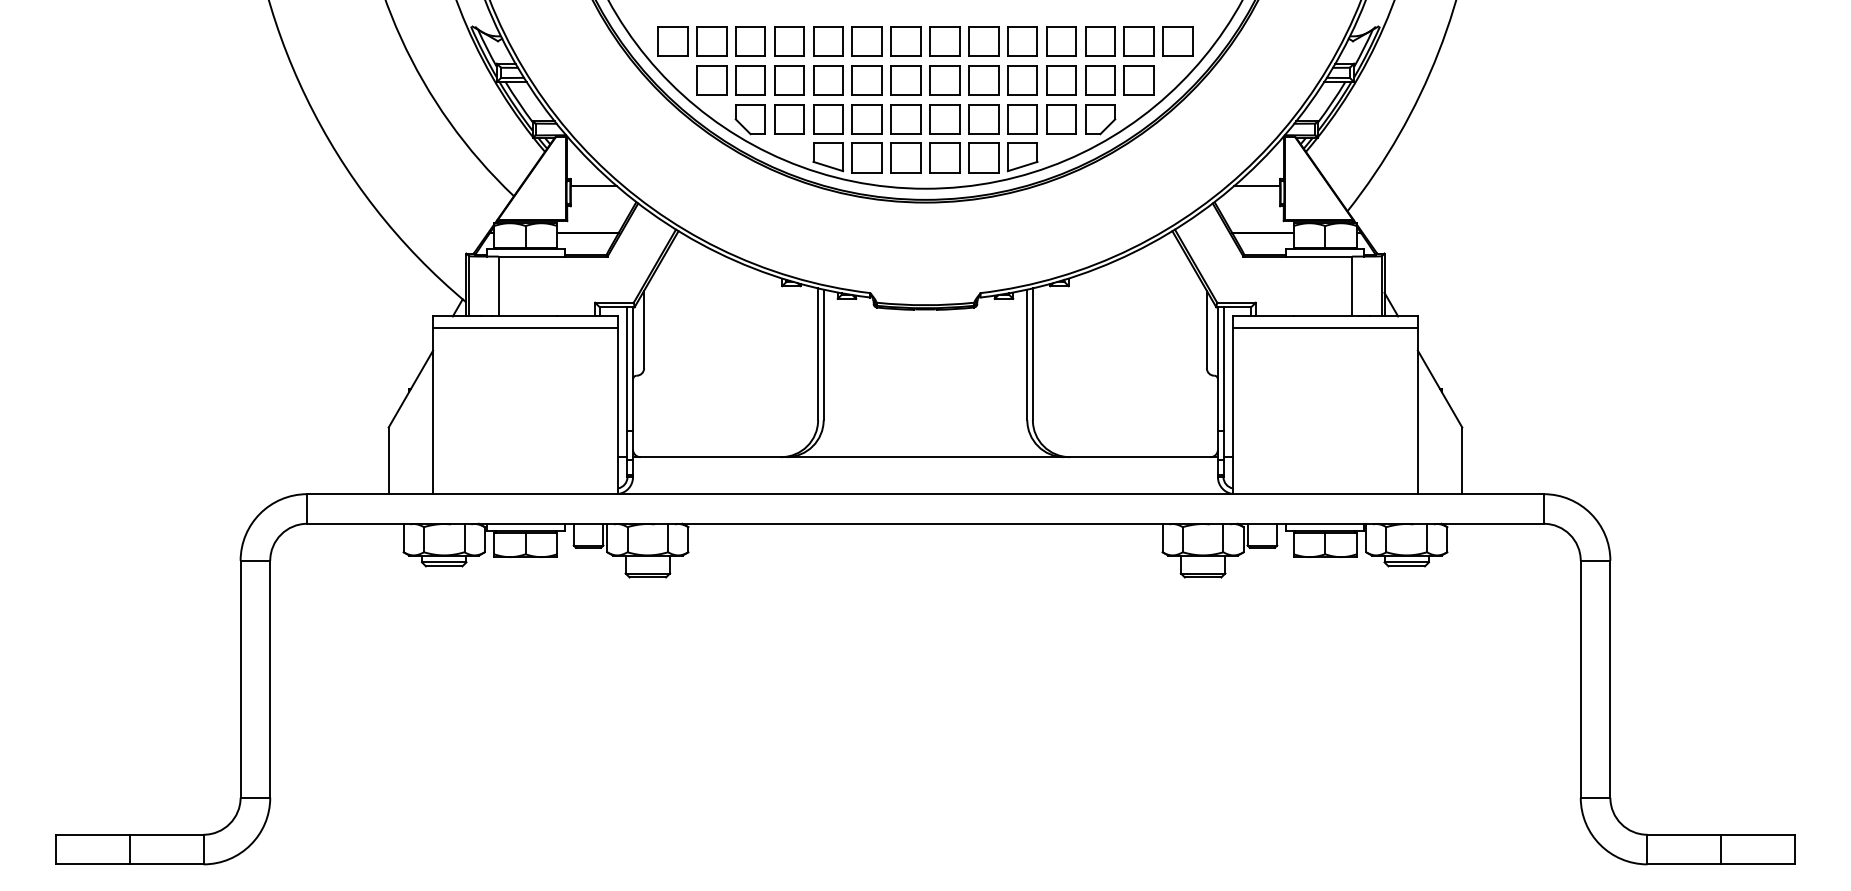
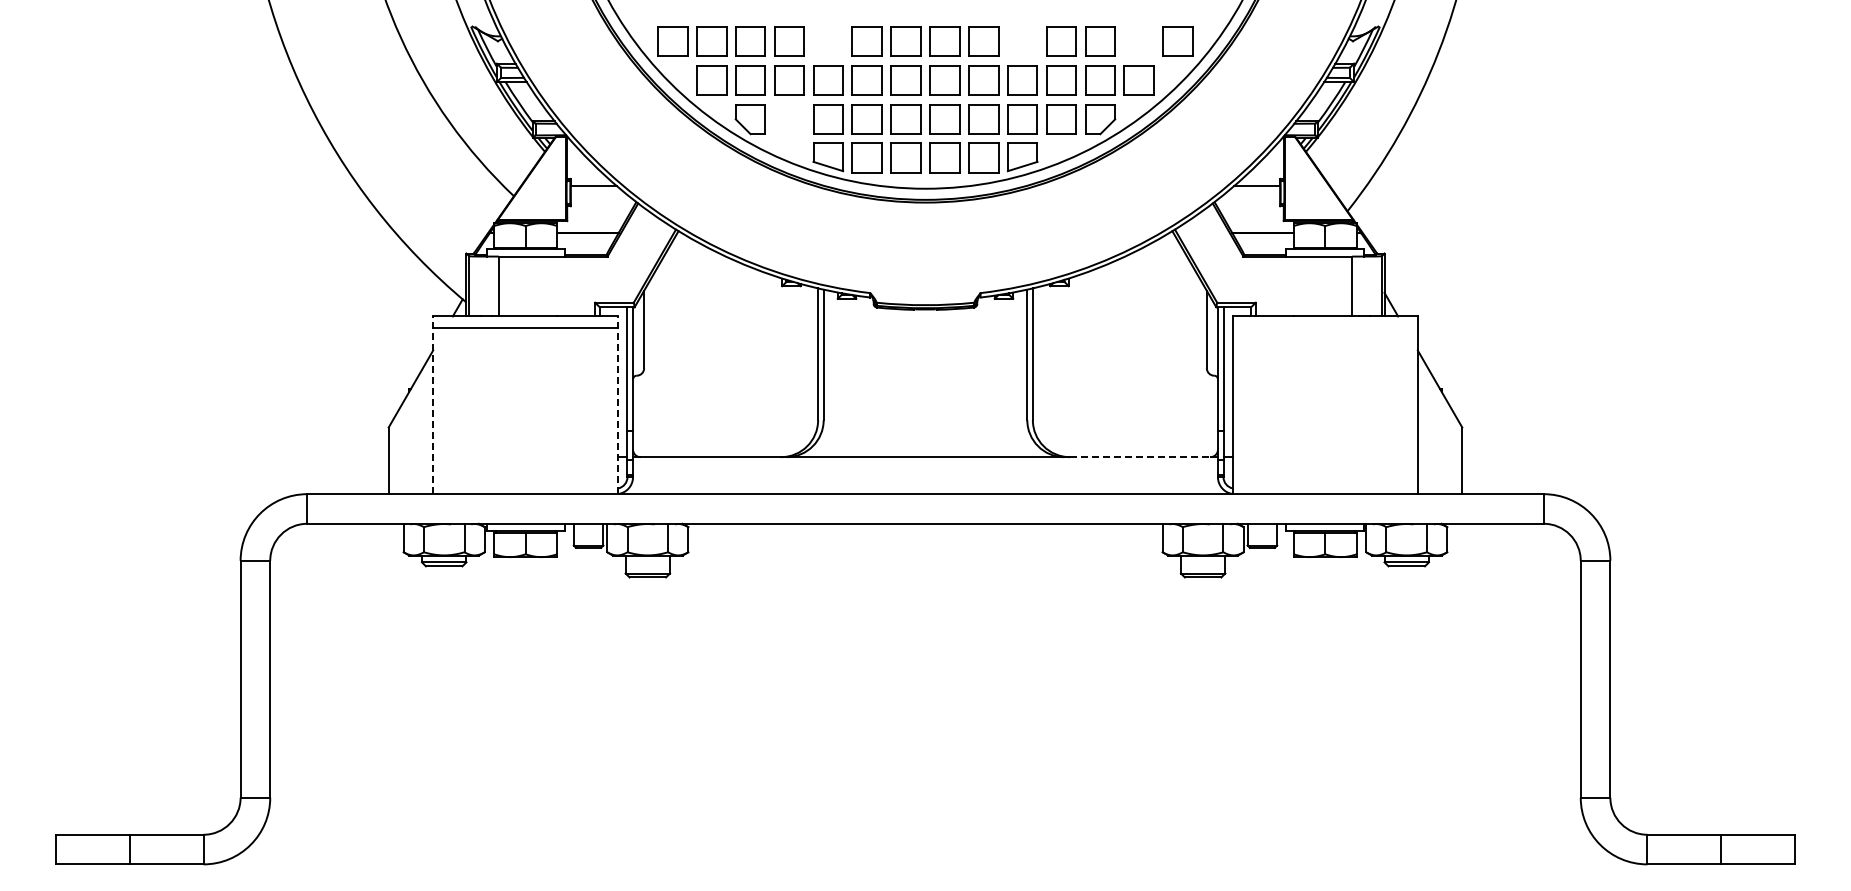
part: present -> none (828, 41)
part: present -> none (1022, 41)
part: present -> none (1138, 41)
part: present -> none (789, 119)
line: present -> none (1324, 327)
line: solid -> dashed (433, 405)
line: solid -> dashed (618, 405)
line: solid -> dashed (1140, 457)
